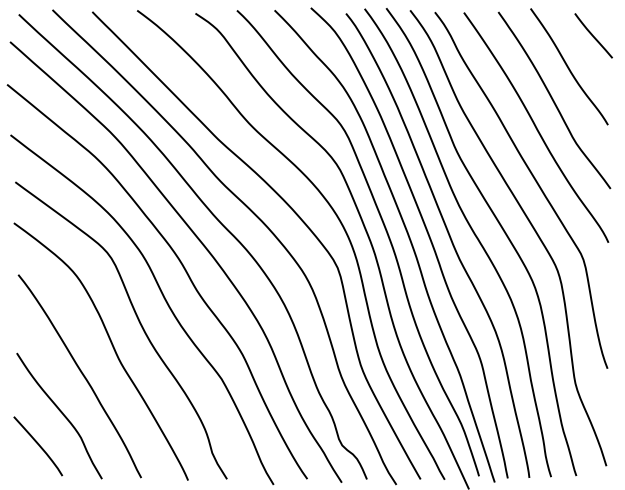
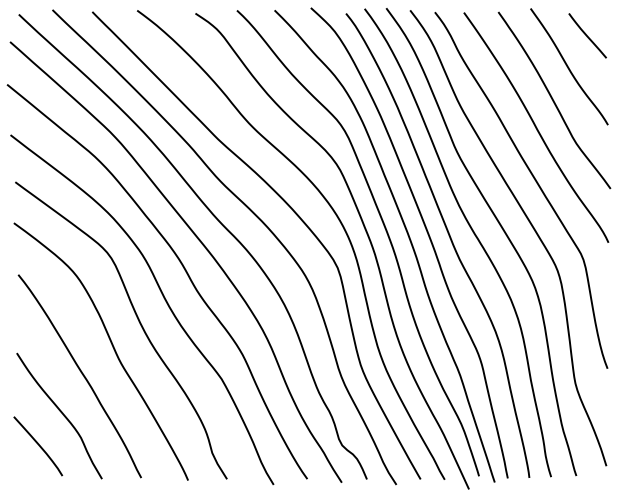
curve position: (593, 35) -> (587, 35) (587, 35)
